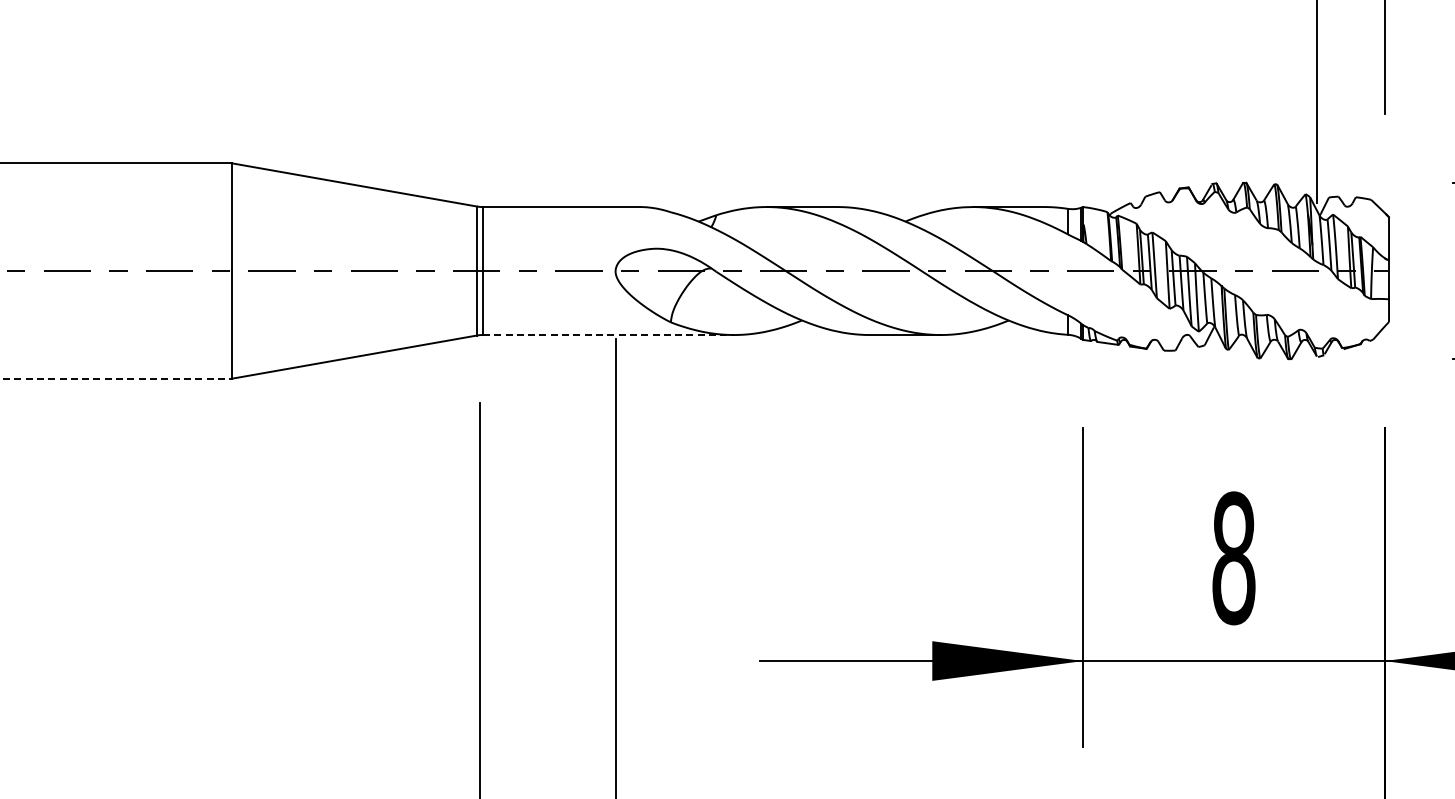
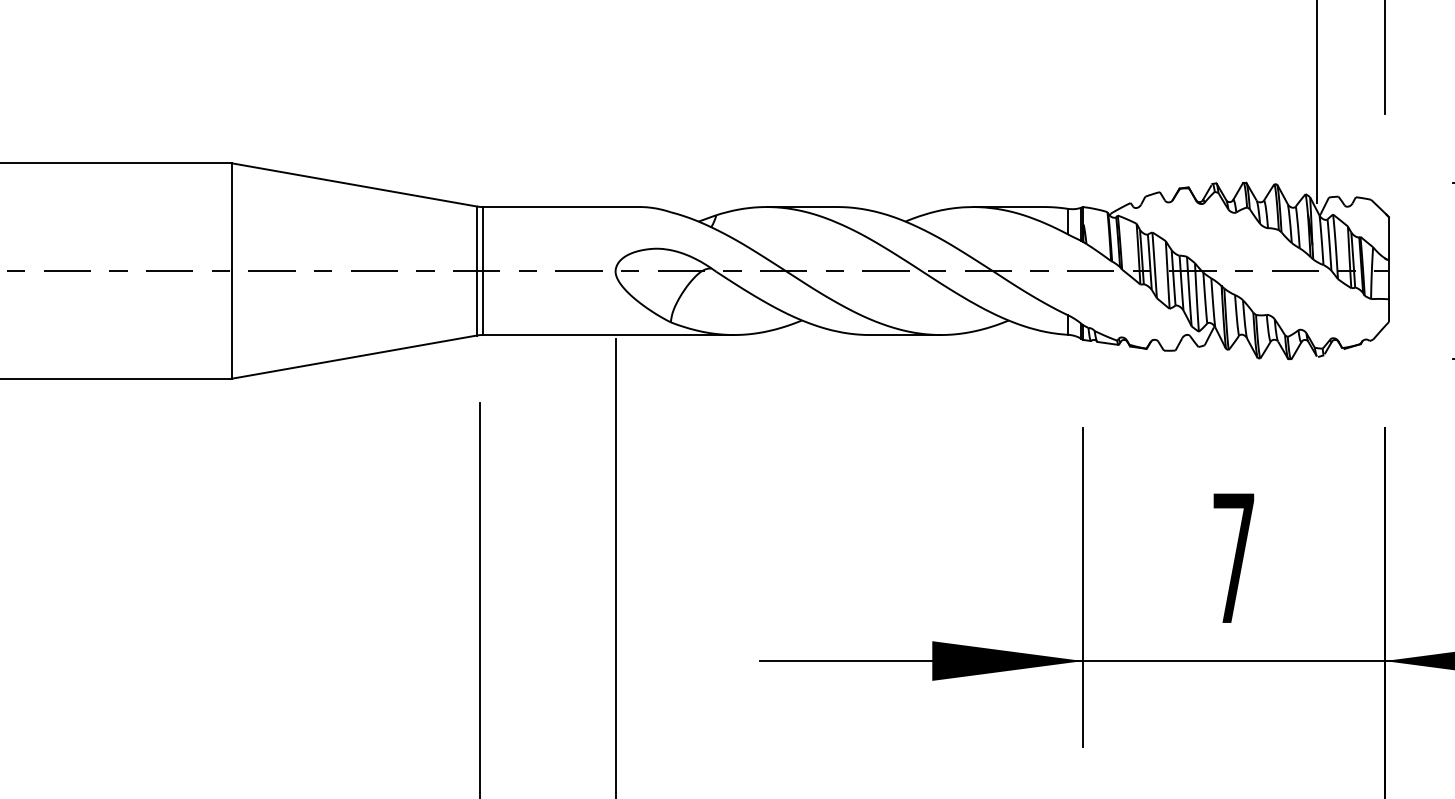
line: dashed -> solid (608, 335)
line: dashed -> solid (116, 378)
text: 8 -> 7 (1233, 558)
